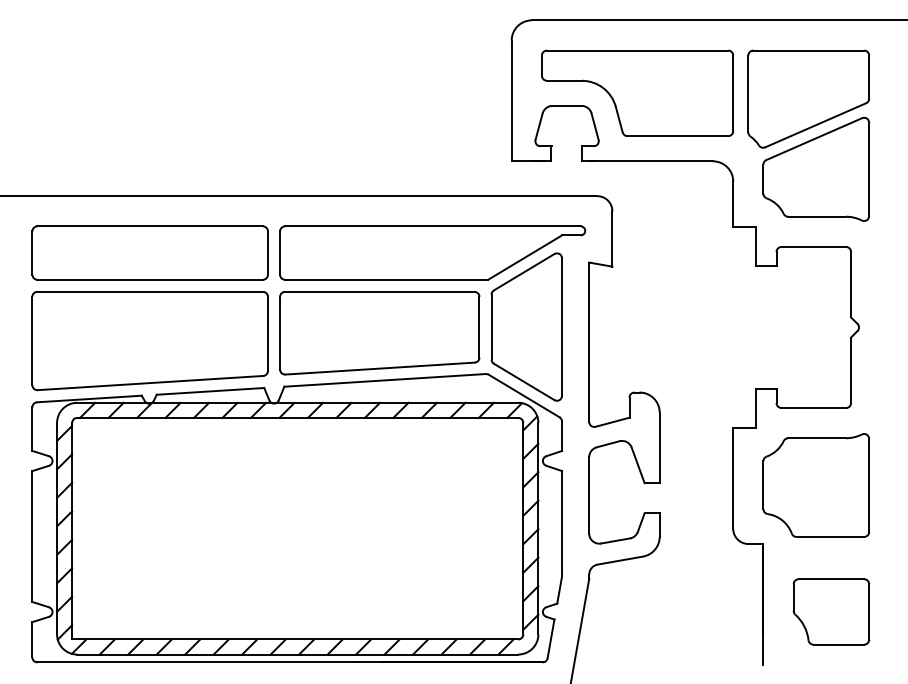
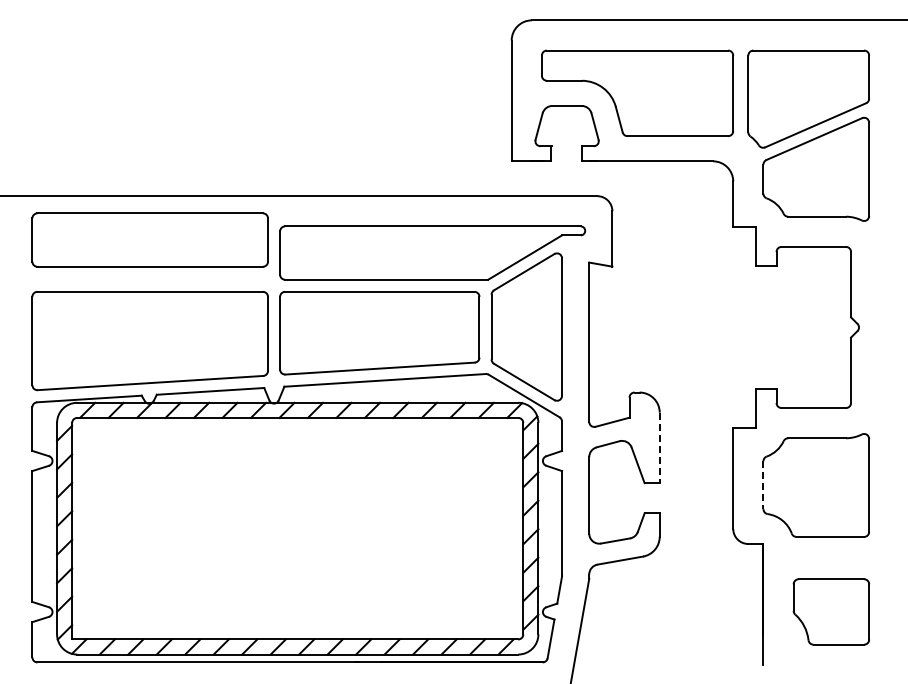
part position: (149, 252) -> (149, 239) (149, 239)
line: solid -> dashed (659, 448)
line: solid -> dashed (763, 485)
